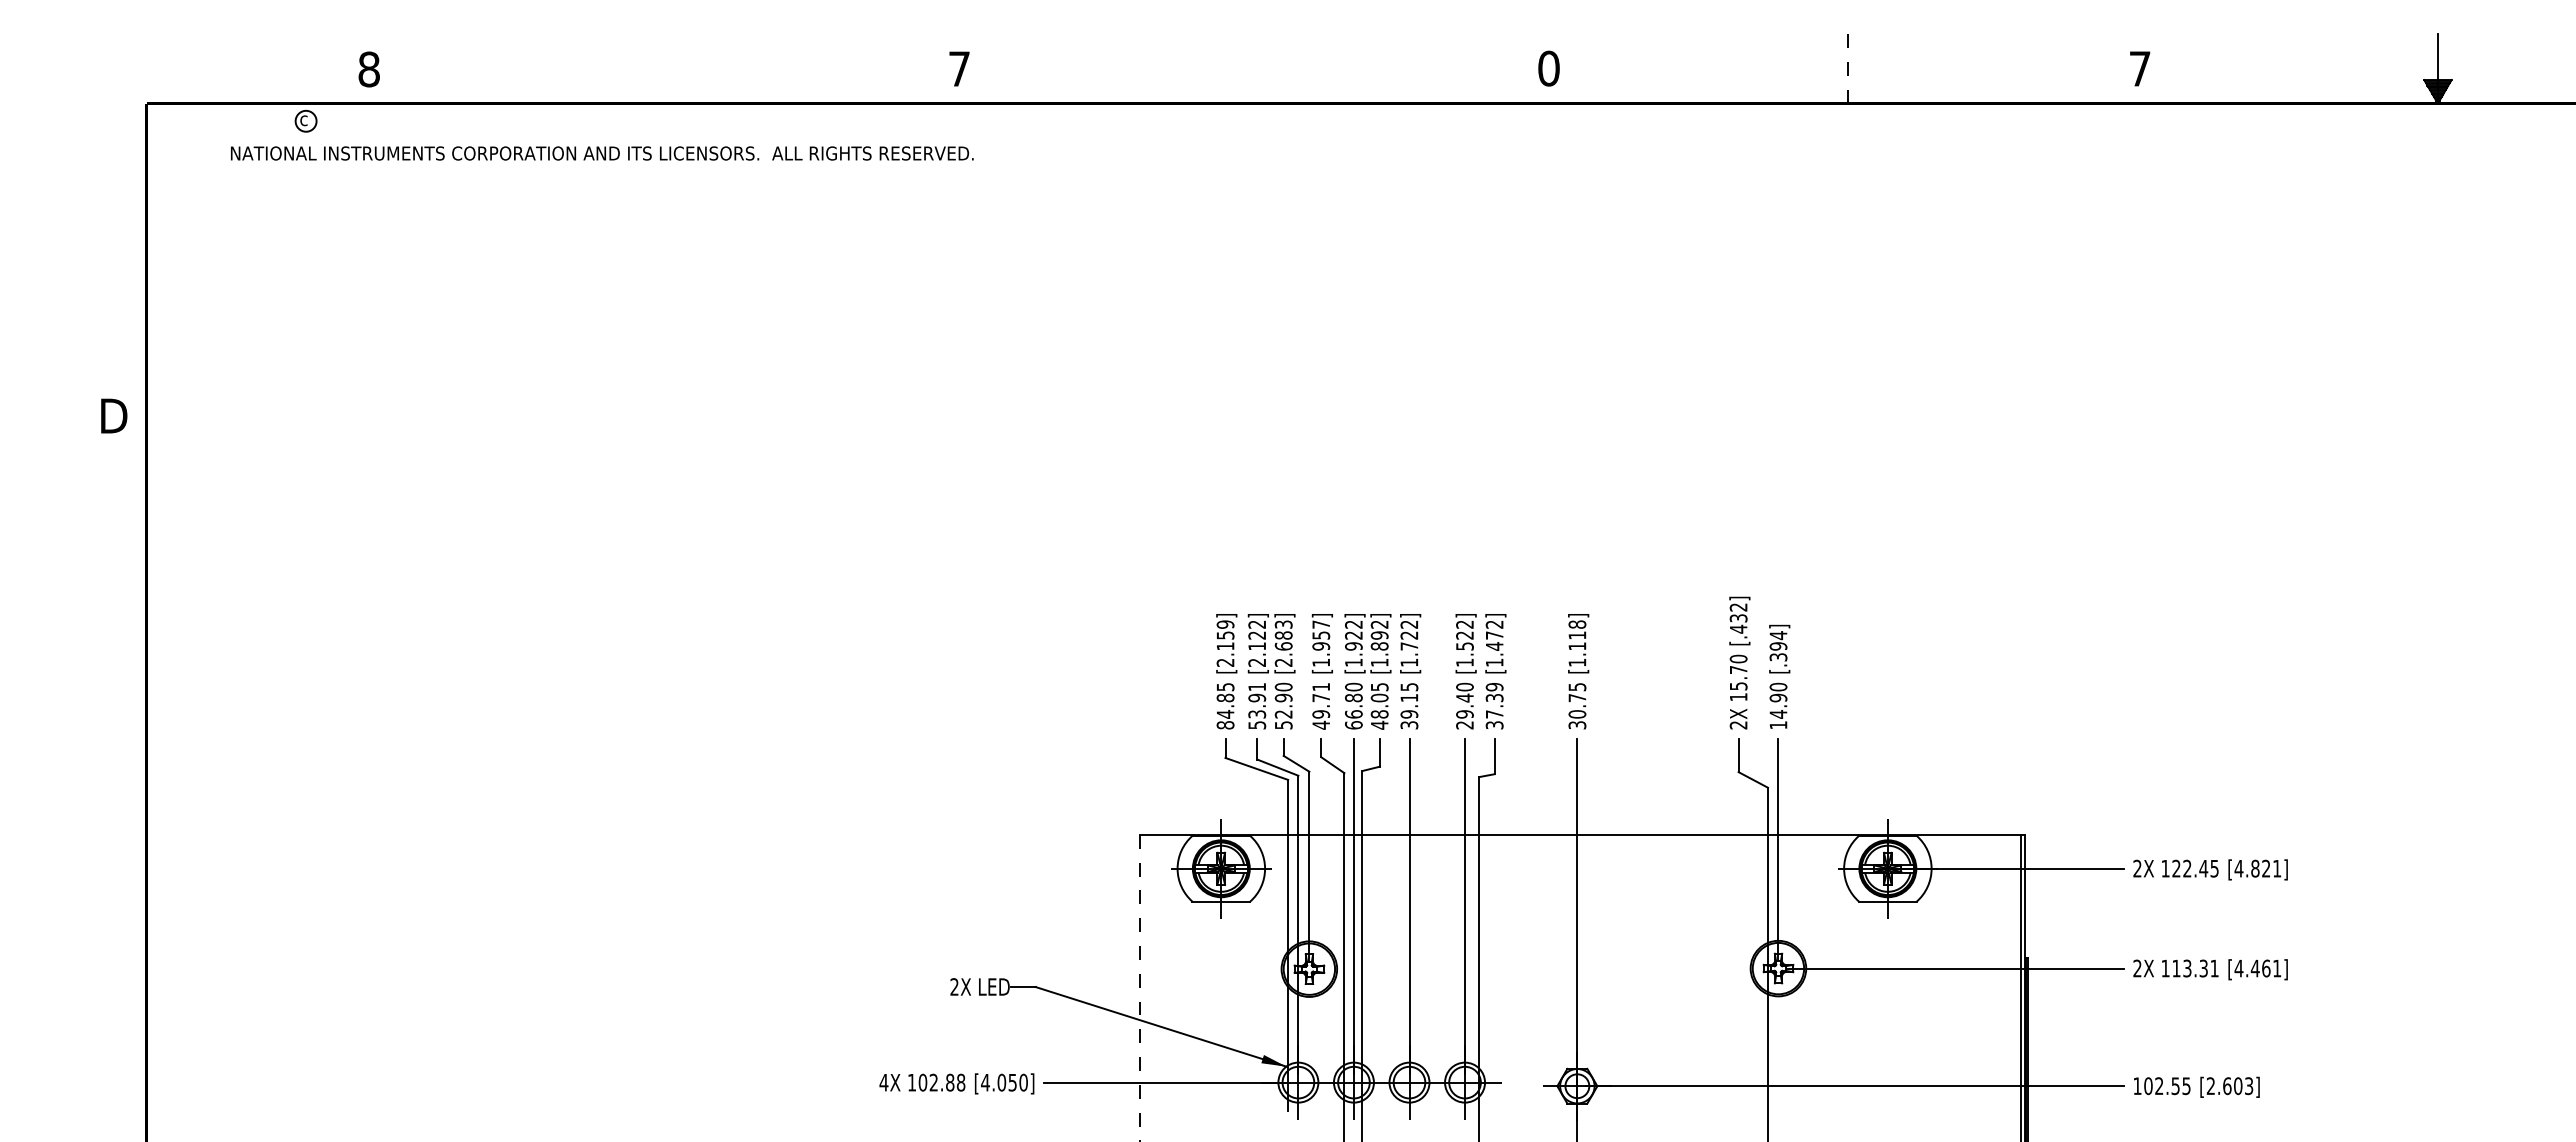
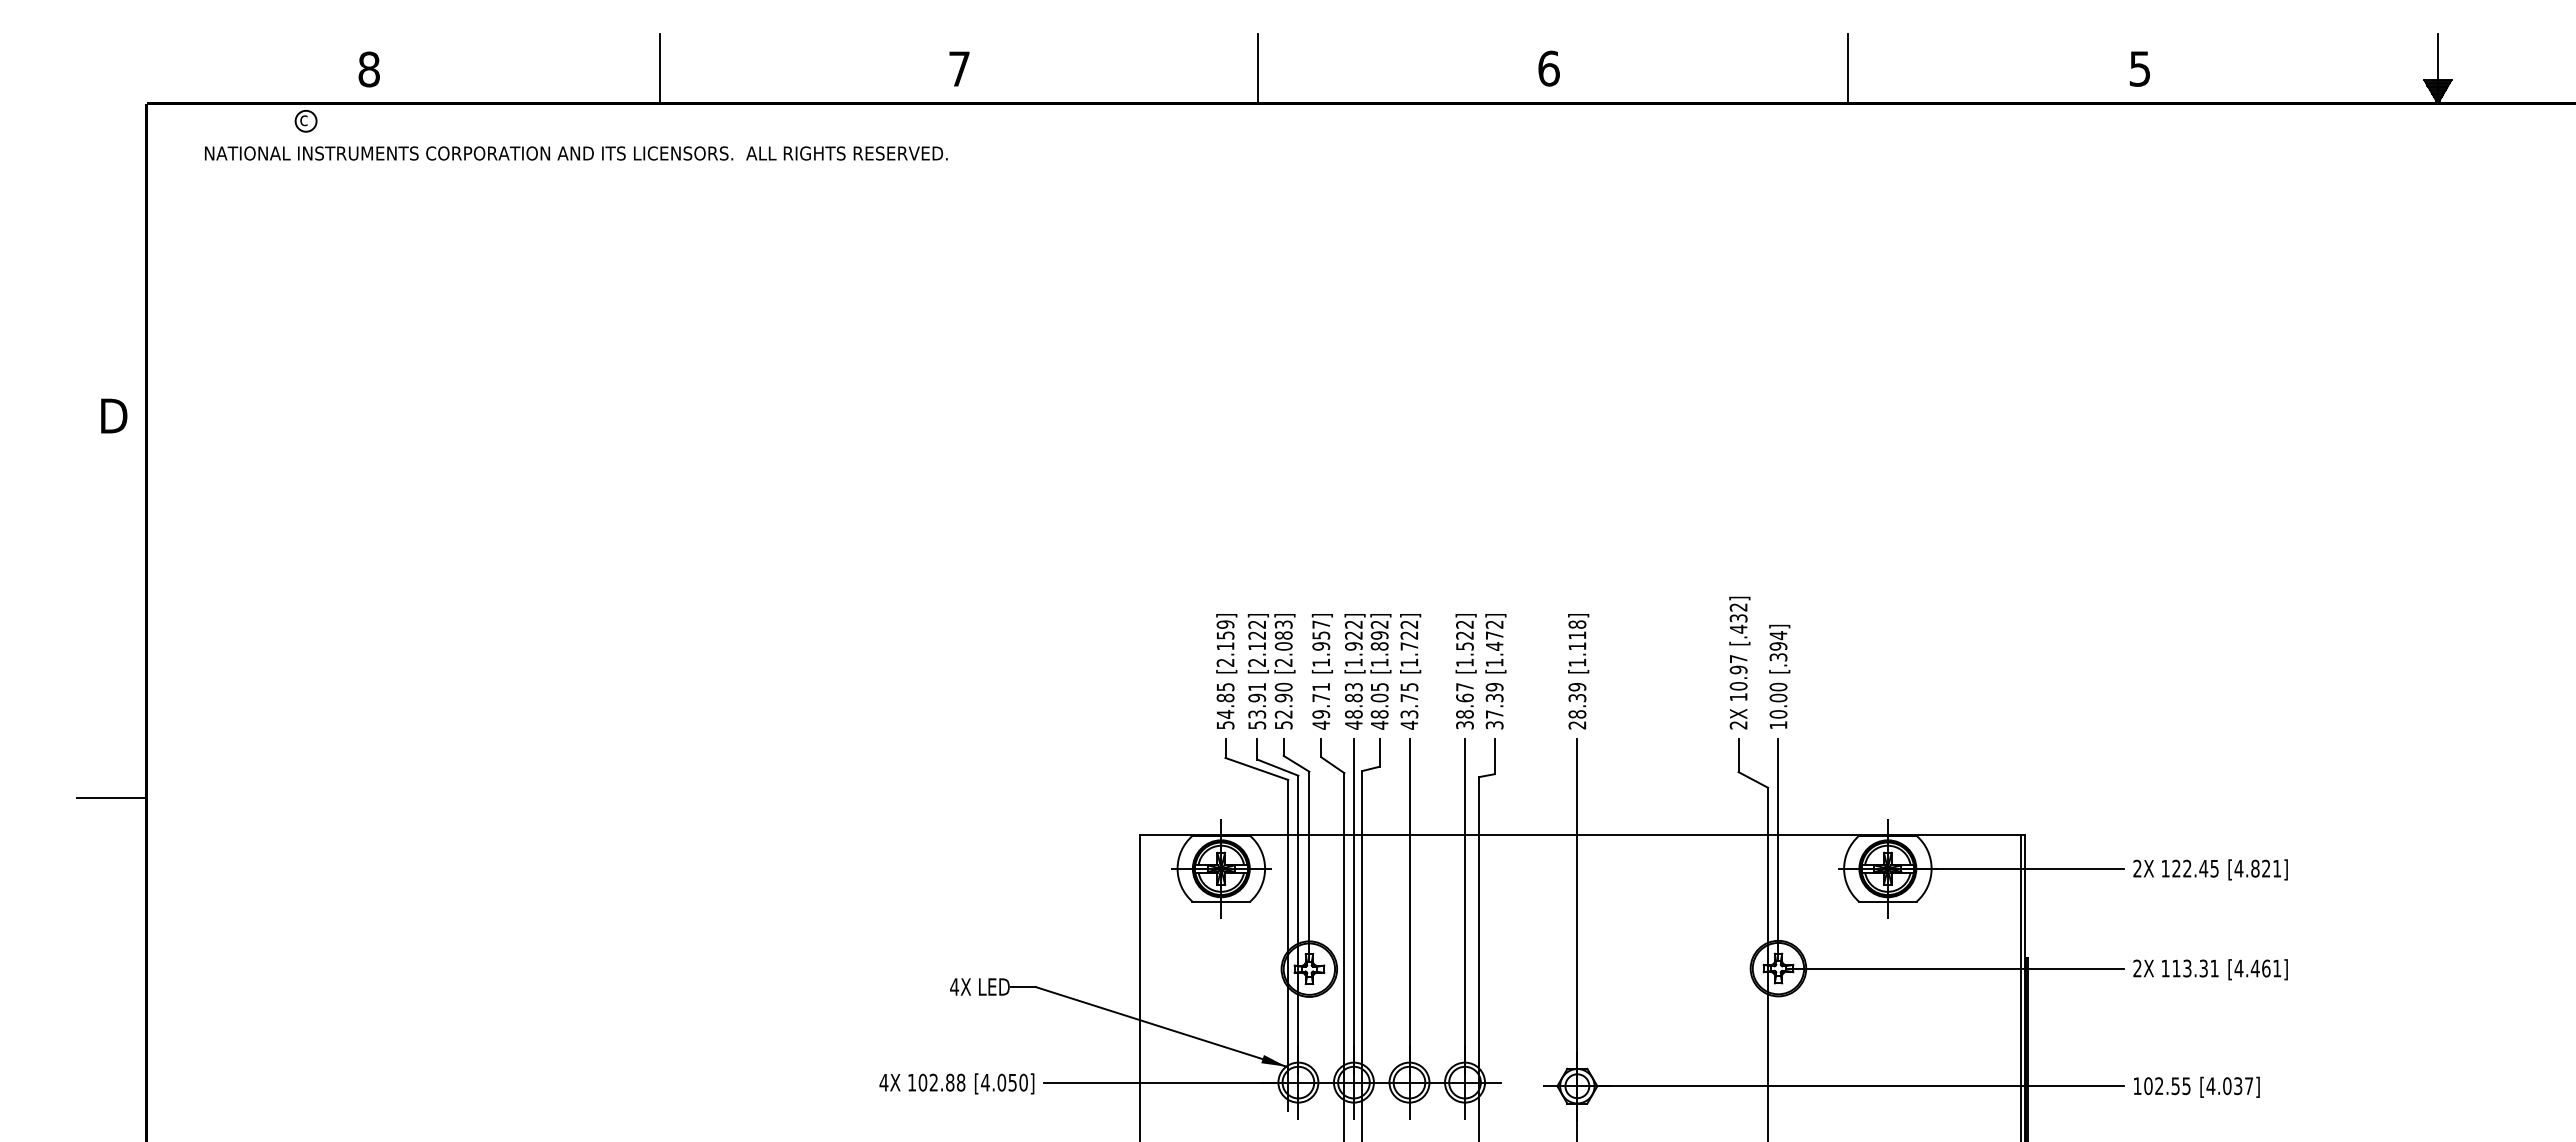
line: none -> present (660, 68)
line: none -> present (1257, 68)
text: 0 -> 6 (1548, 68)
line: dashed -> solid (1847, 68)
text: 7 -> 5 (2139, 68)
text position: (602, 153) -> (576, 153) (576, 153)
text: [2.683] -> [2.083] (1283, 646)
text: 15.70 -> 10.97 (1738, 672)
text: 66.80 -> 48.83 (1353, 705)
text: 29.40 -> 38.67 (1464, 705)
text: 14.90 -> 10.00 (1778, 705)
text: 30.75 -> 28.39 (1577, 706)
text: 39.15 -> 43.75 (1409, 711)
text: 84.85 -> 54.85 (1225, 725)
line: none -> present (111, 797)
text: 2X -> 4X (954, 986)
line: dashed -> solid (1139, 988)
text: [2.603] -> [4.037] (2229, 1086)
